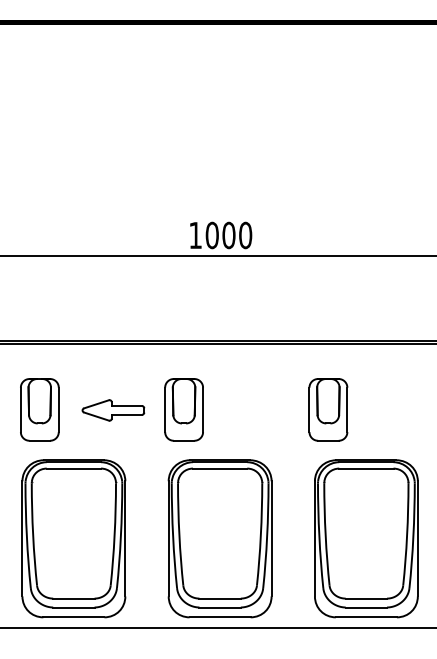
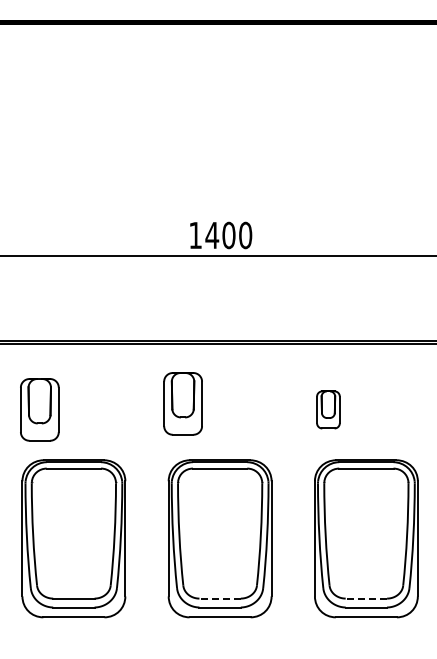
text: 1000 -> 1400 (212, 235)
part position: (183, 409) -> (182, 403) (182, 403)
part size: 41x64 px -> 25x40 px (328, 409)
part: present -> none (113, 410)
line: solid -> dashed (220, 598)
line: solid -> dashed (366, 598)
line: present -> none (217, 628)
